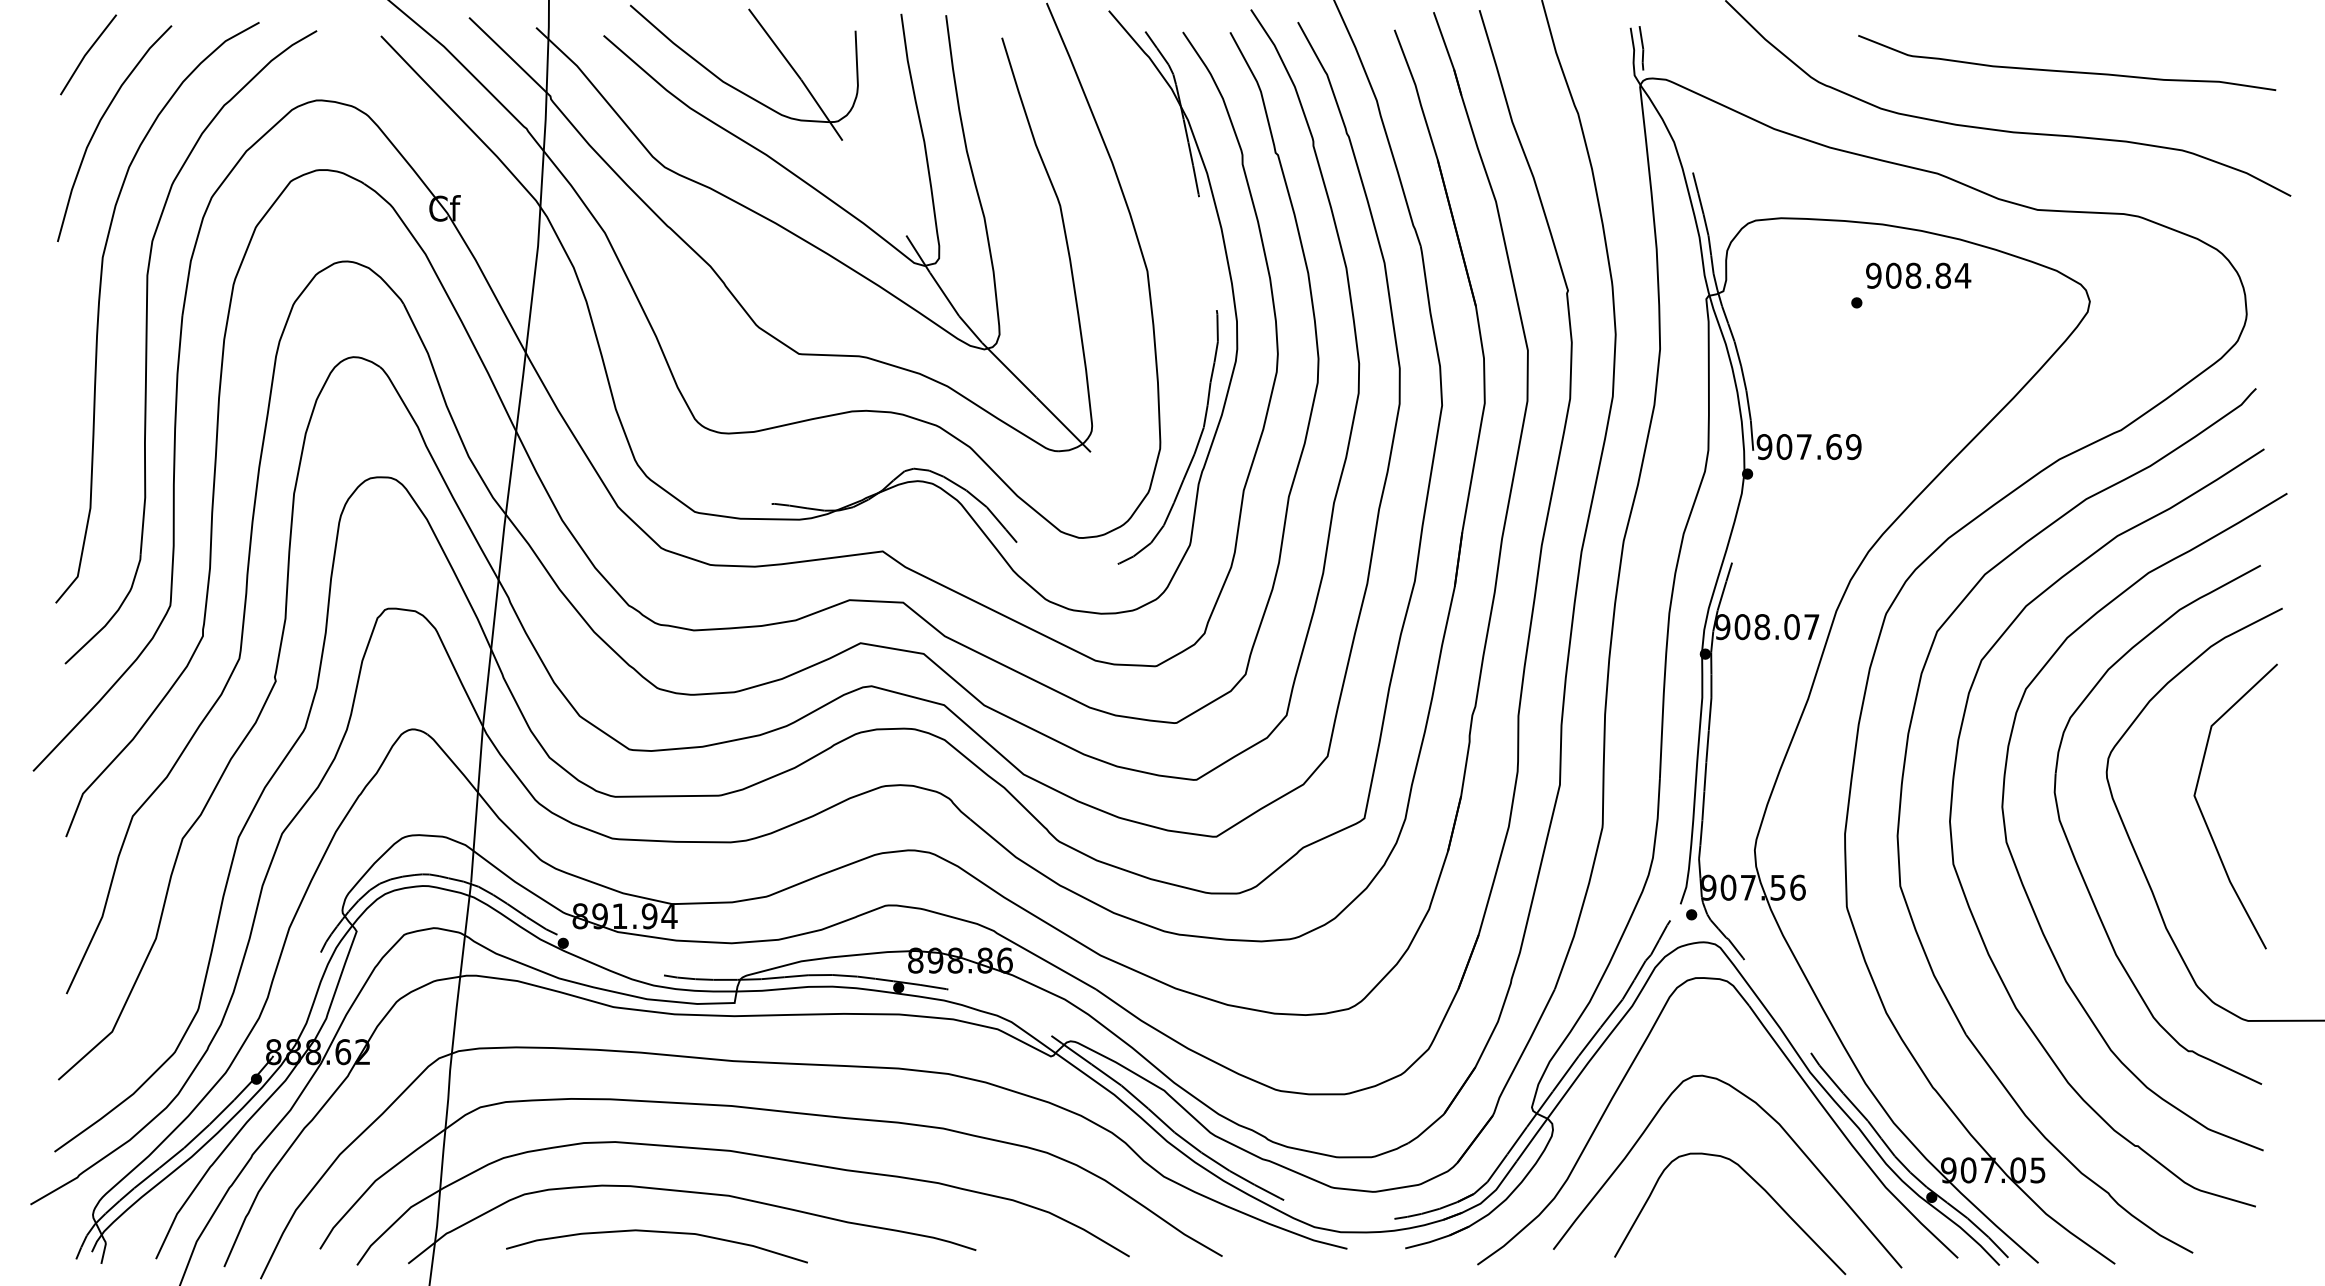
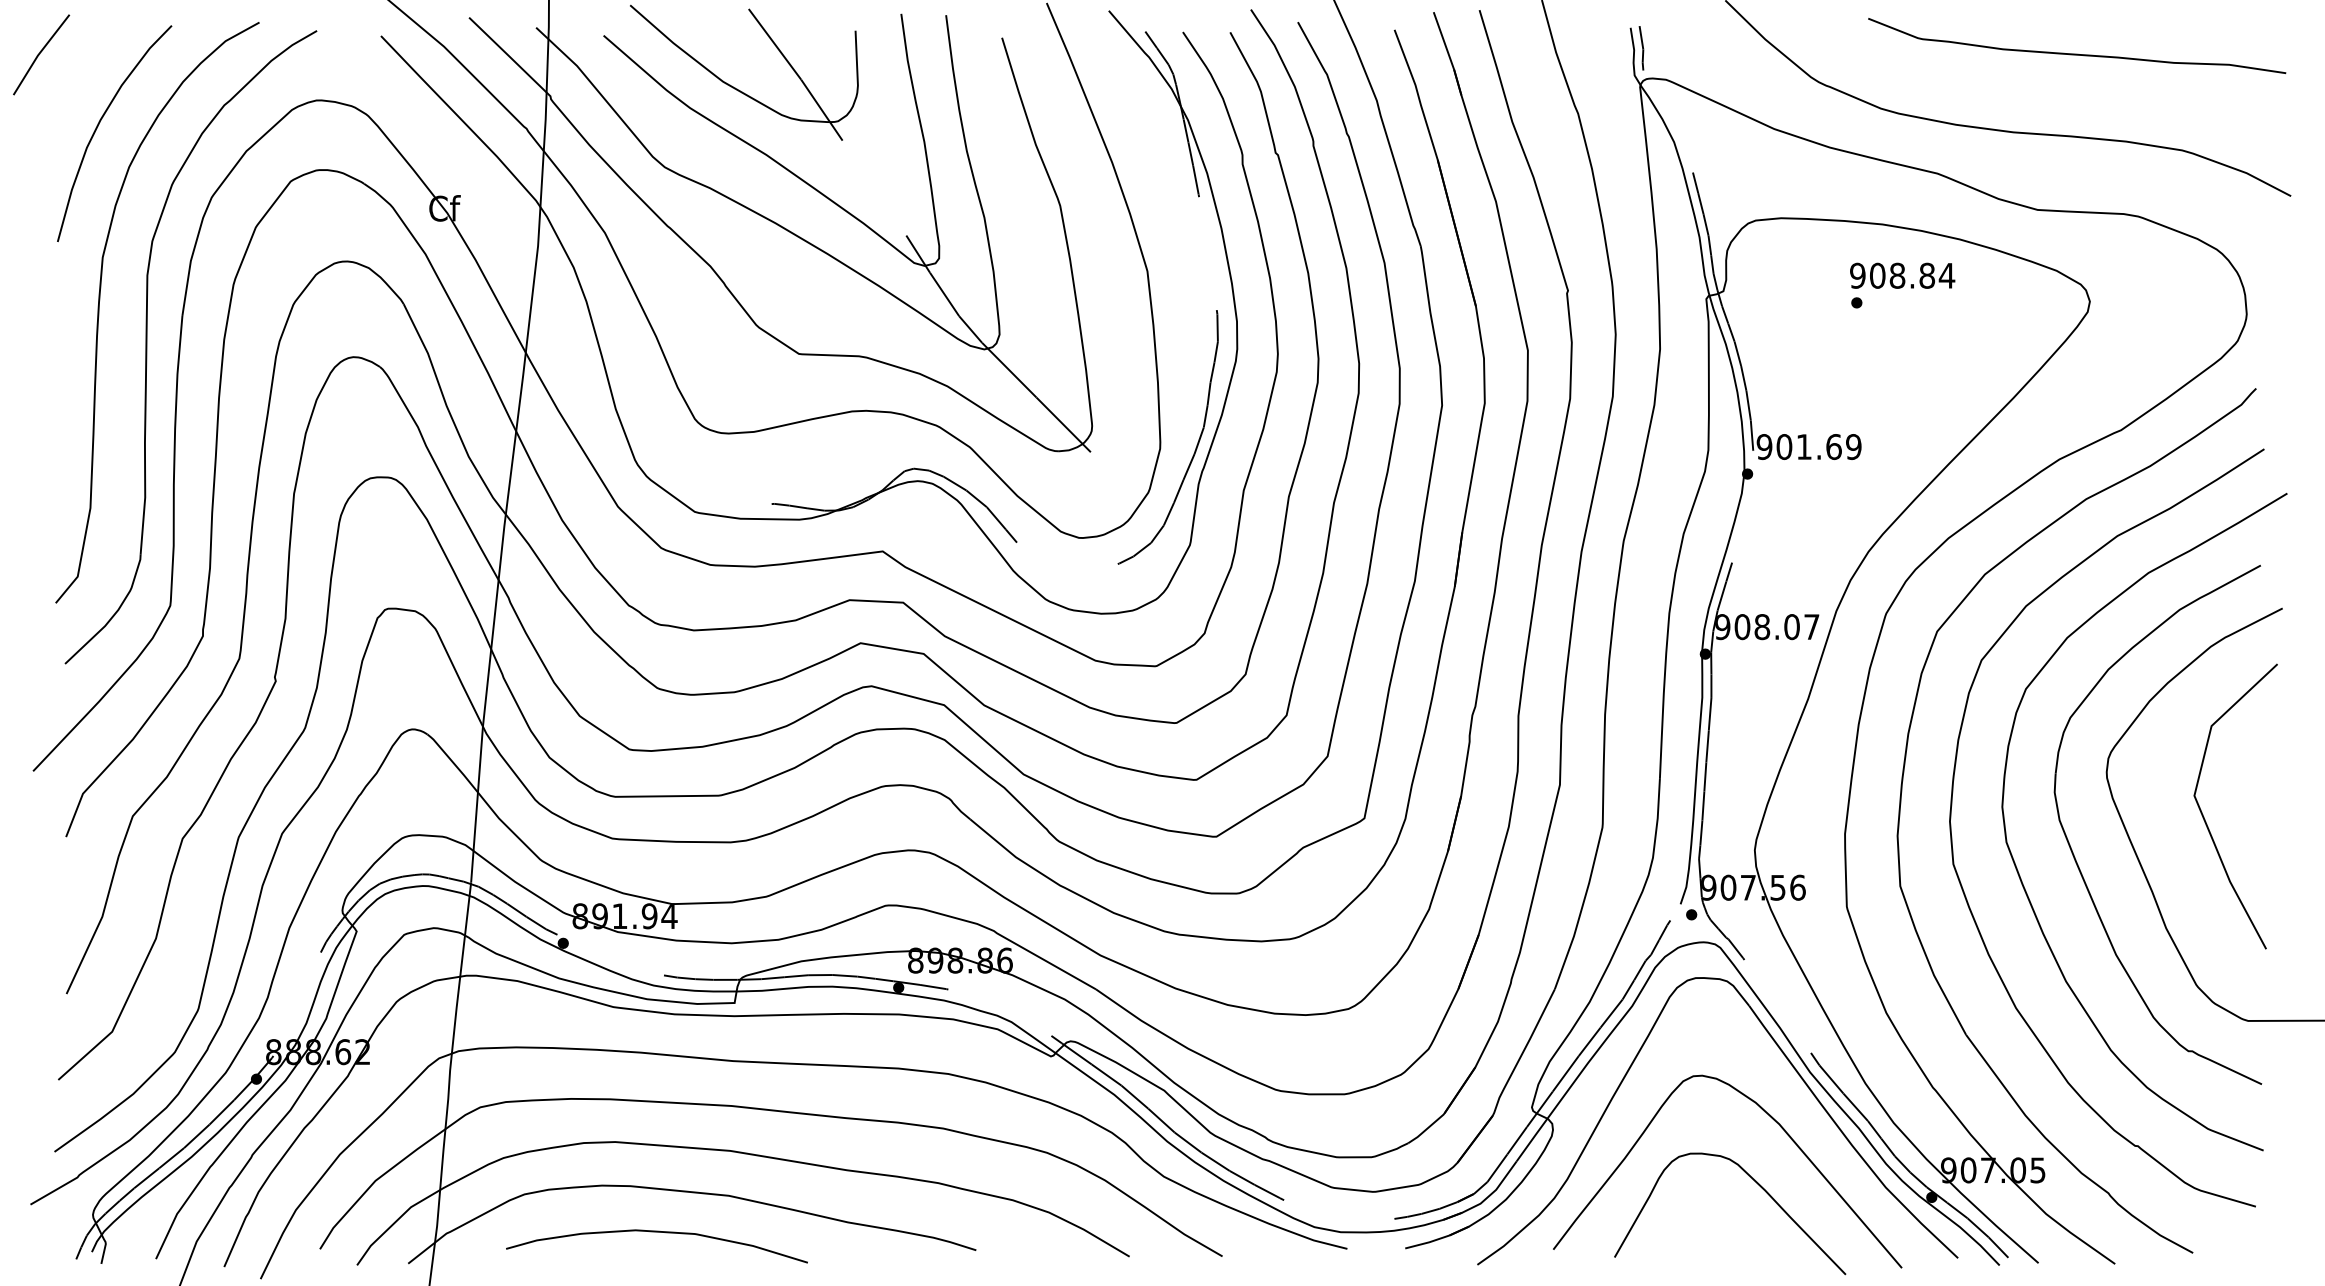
line position: (87, 53) -> (40, 53) (40, 53)
curve position: (2067, 70) -> (2077, 53) (2077, 53)
text position: (1918, 275) -> (1902, 275) (1902, 275)
text: 907.69 -> 901.69 (1804, 446)
